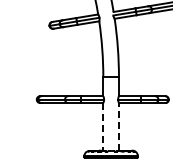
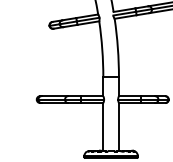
line: dashed -> solid (118, 126)
line: dashed -> solid (103, 127)
